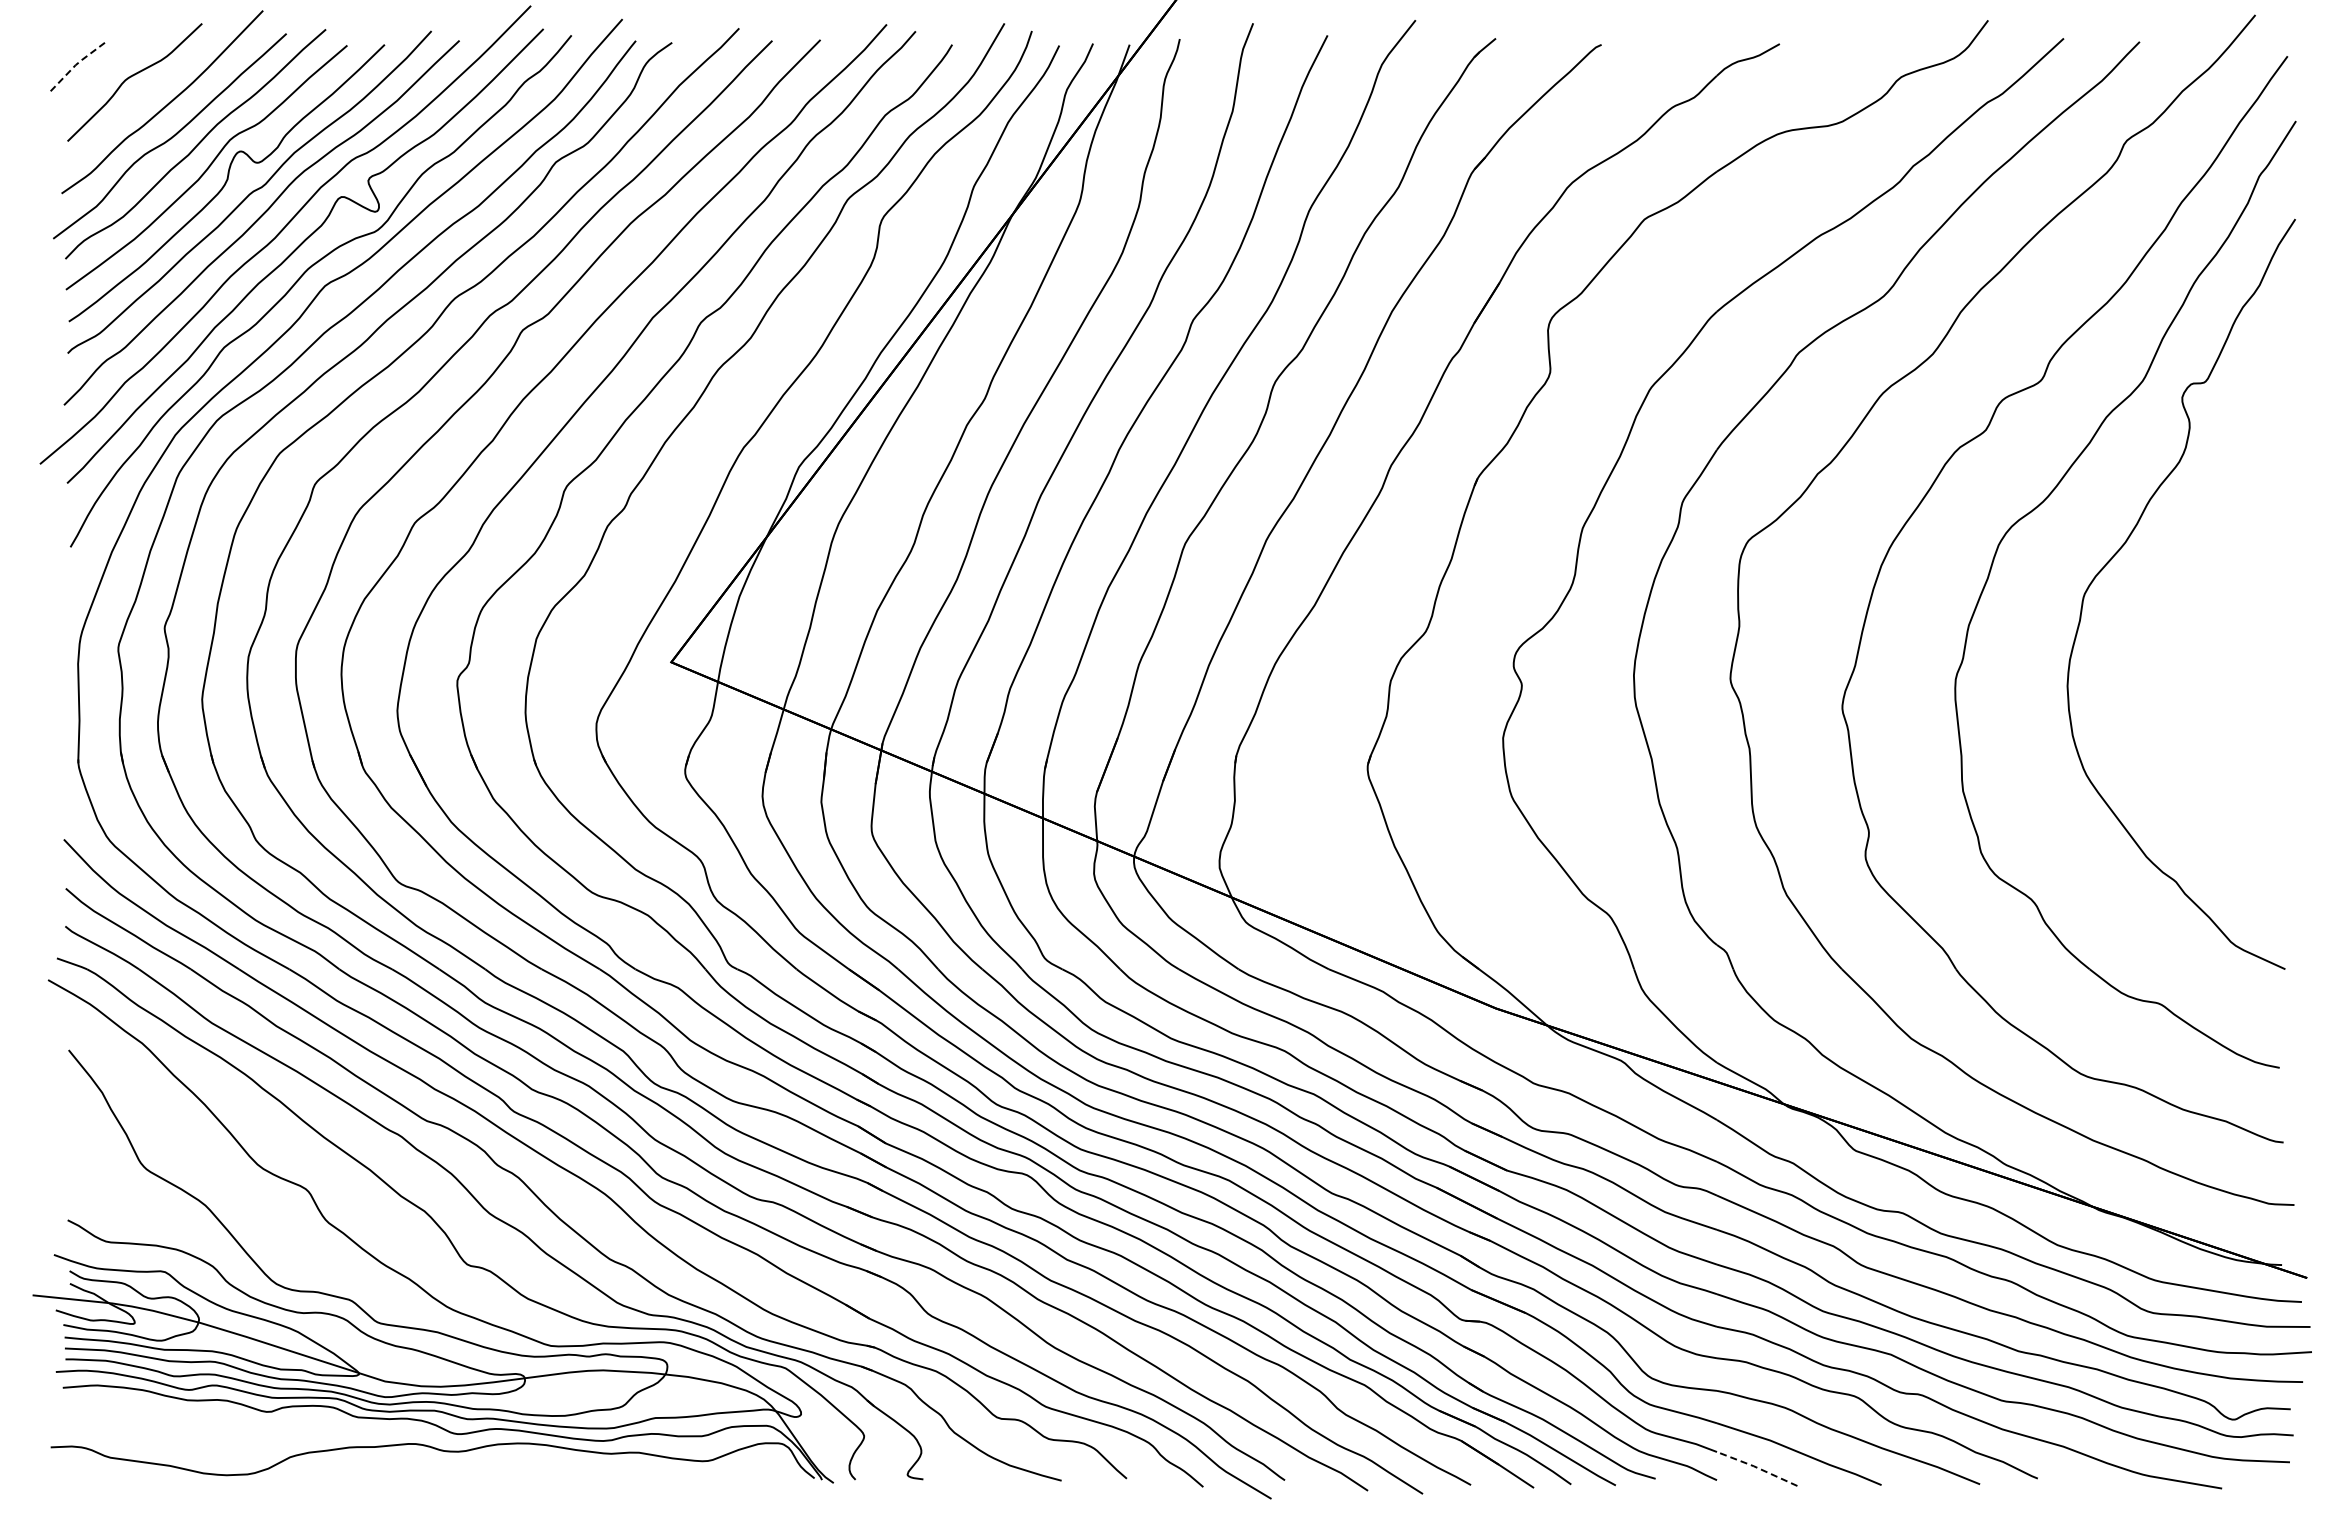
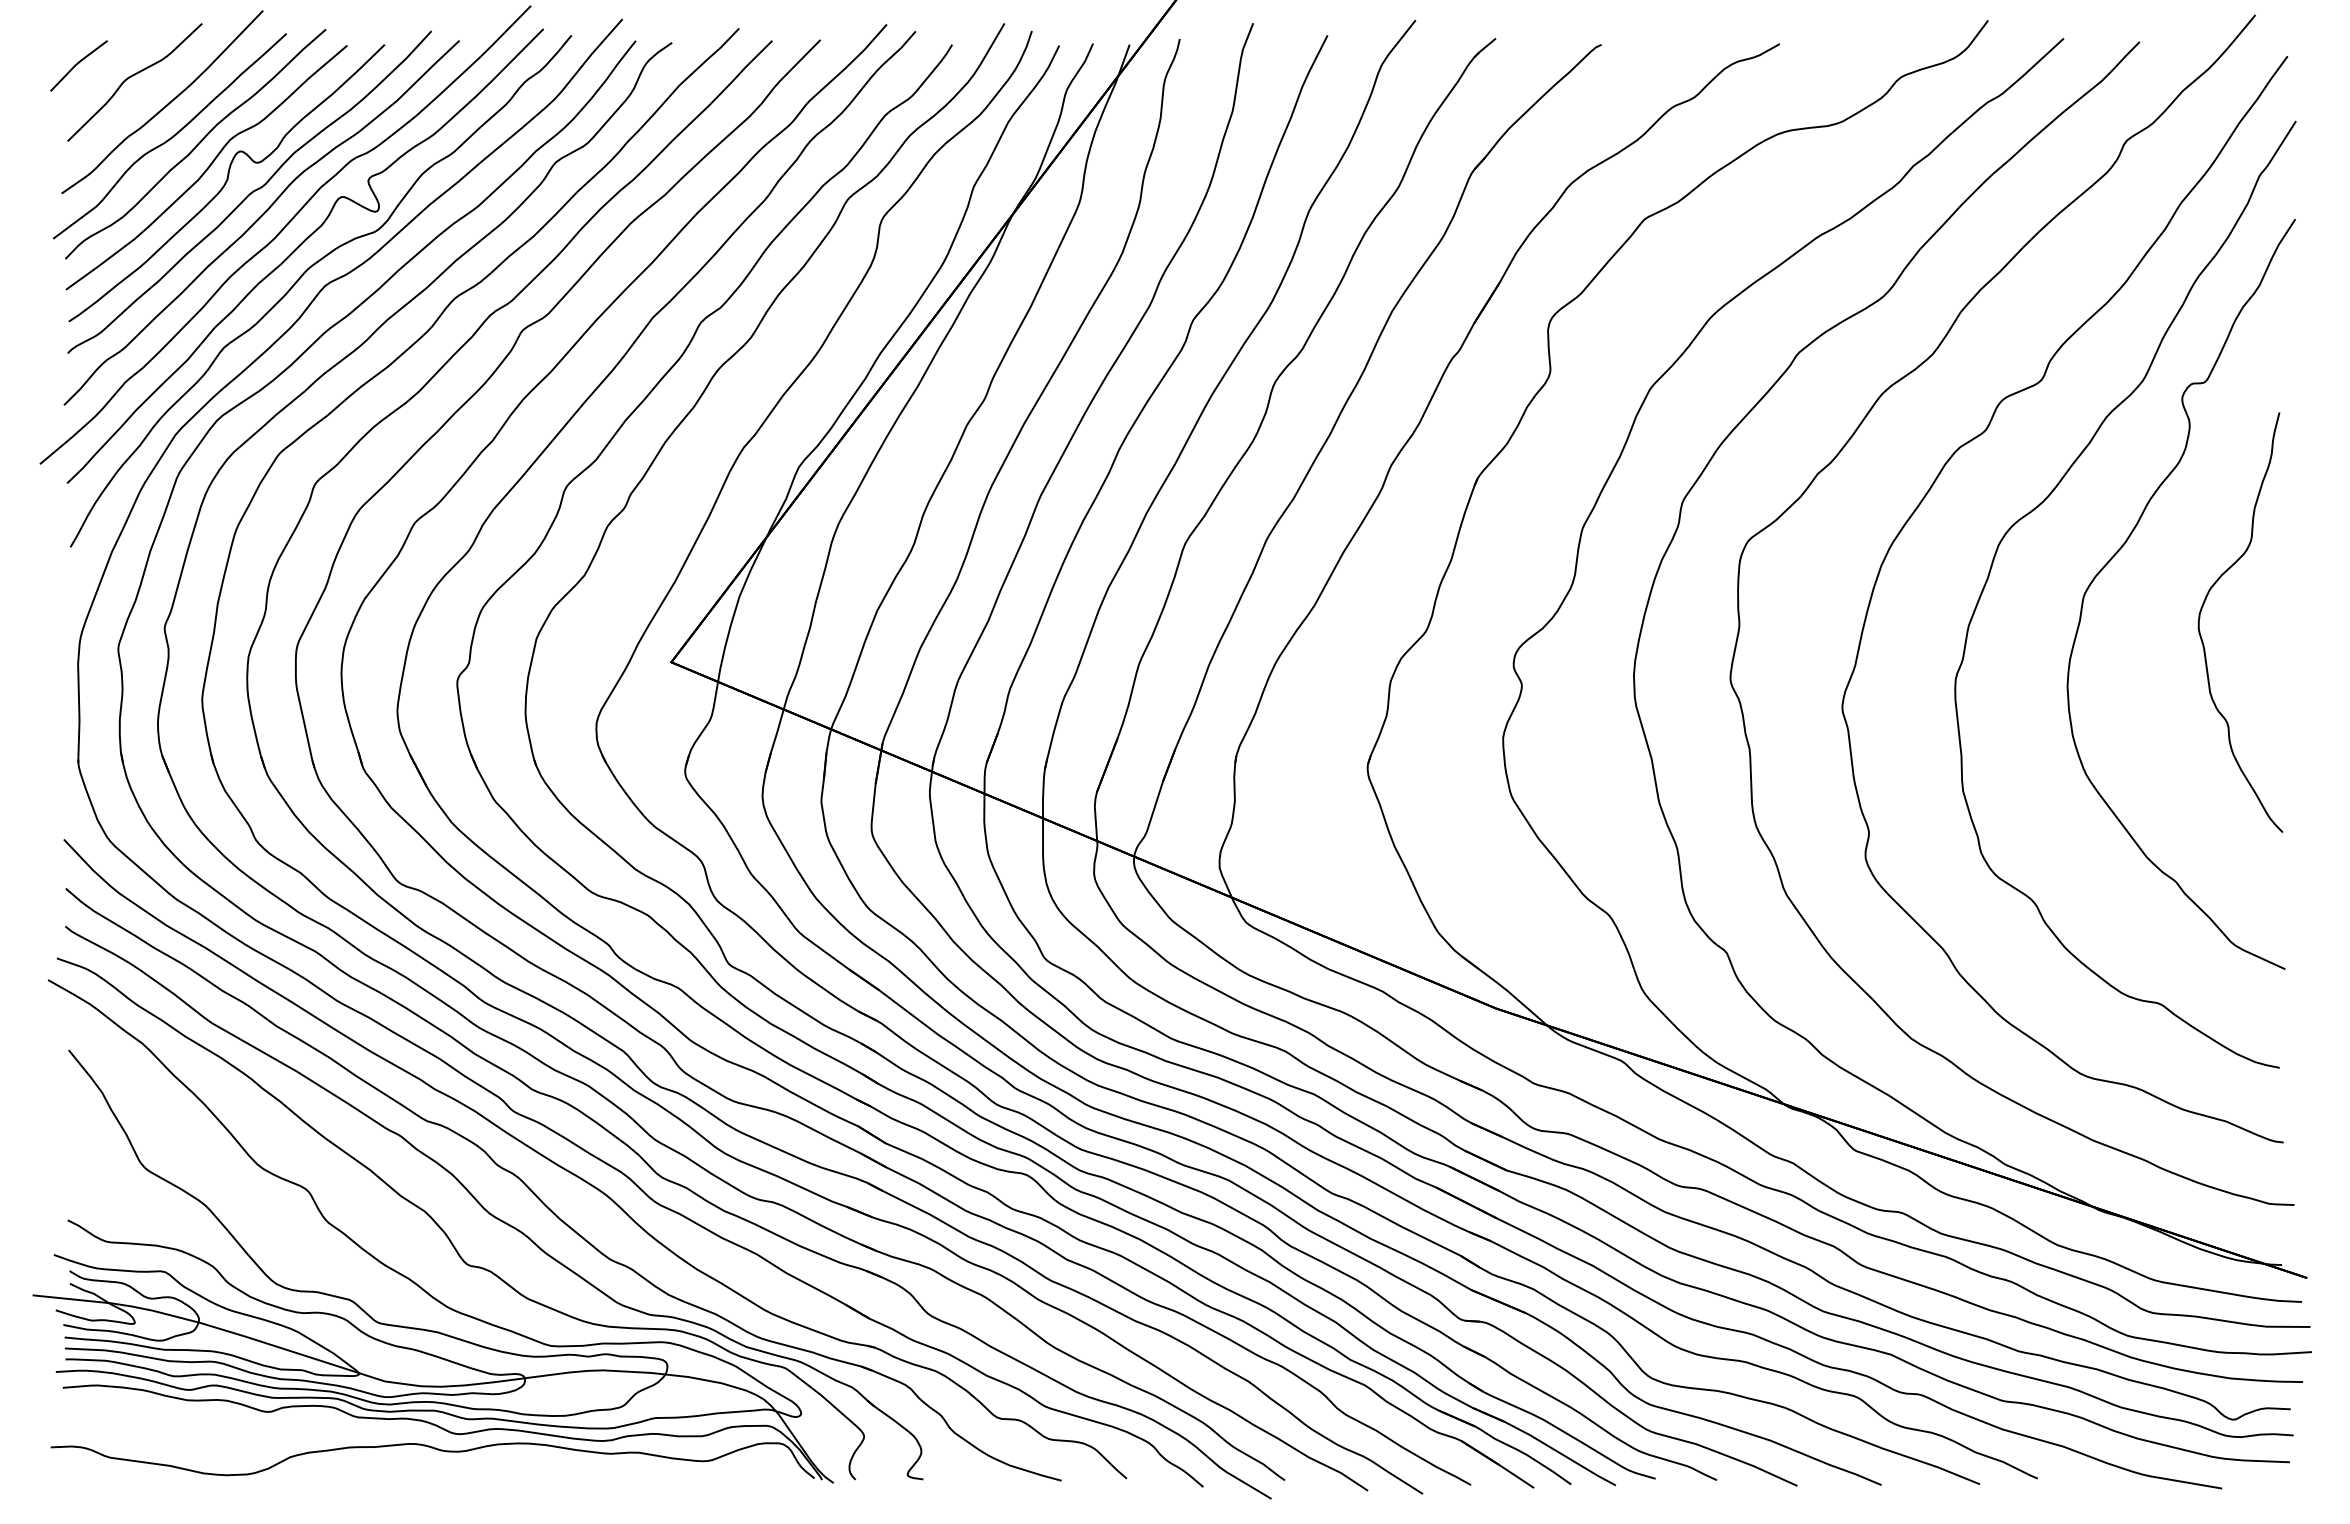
line: dashed -> solid (77, 64)
curve: none -> present (2202, 609)
line: dashed -> solid (1756, 1467)
